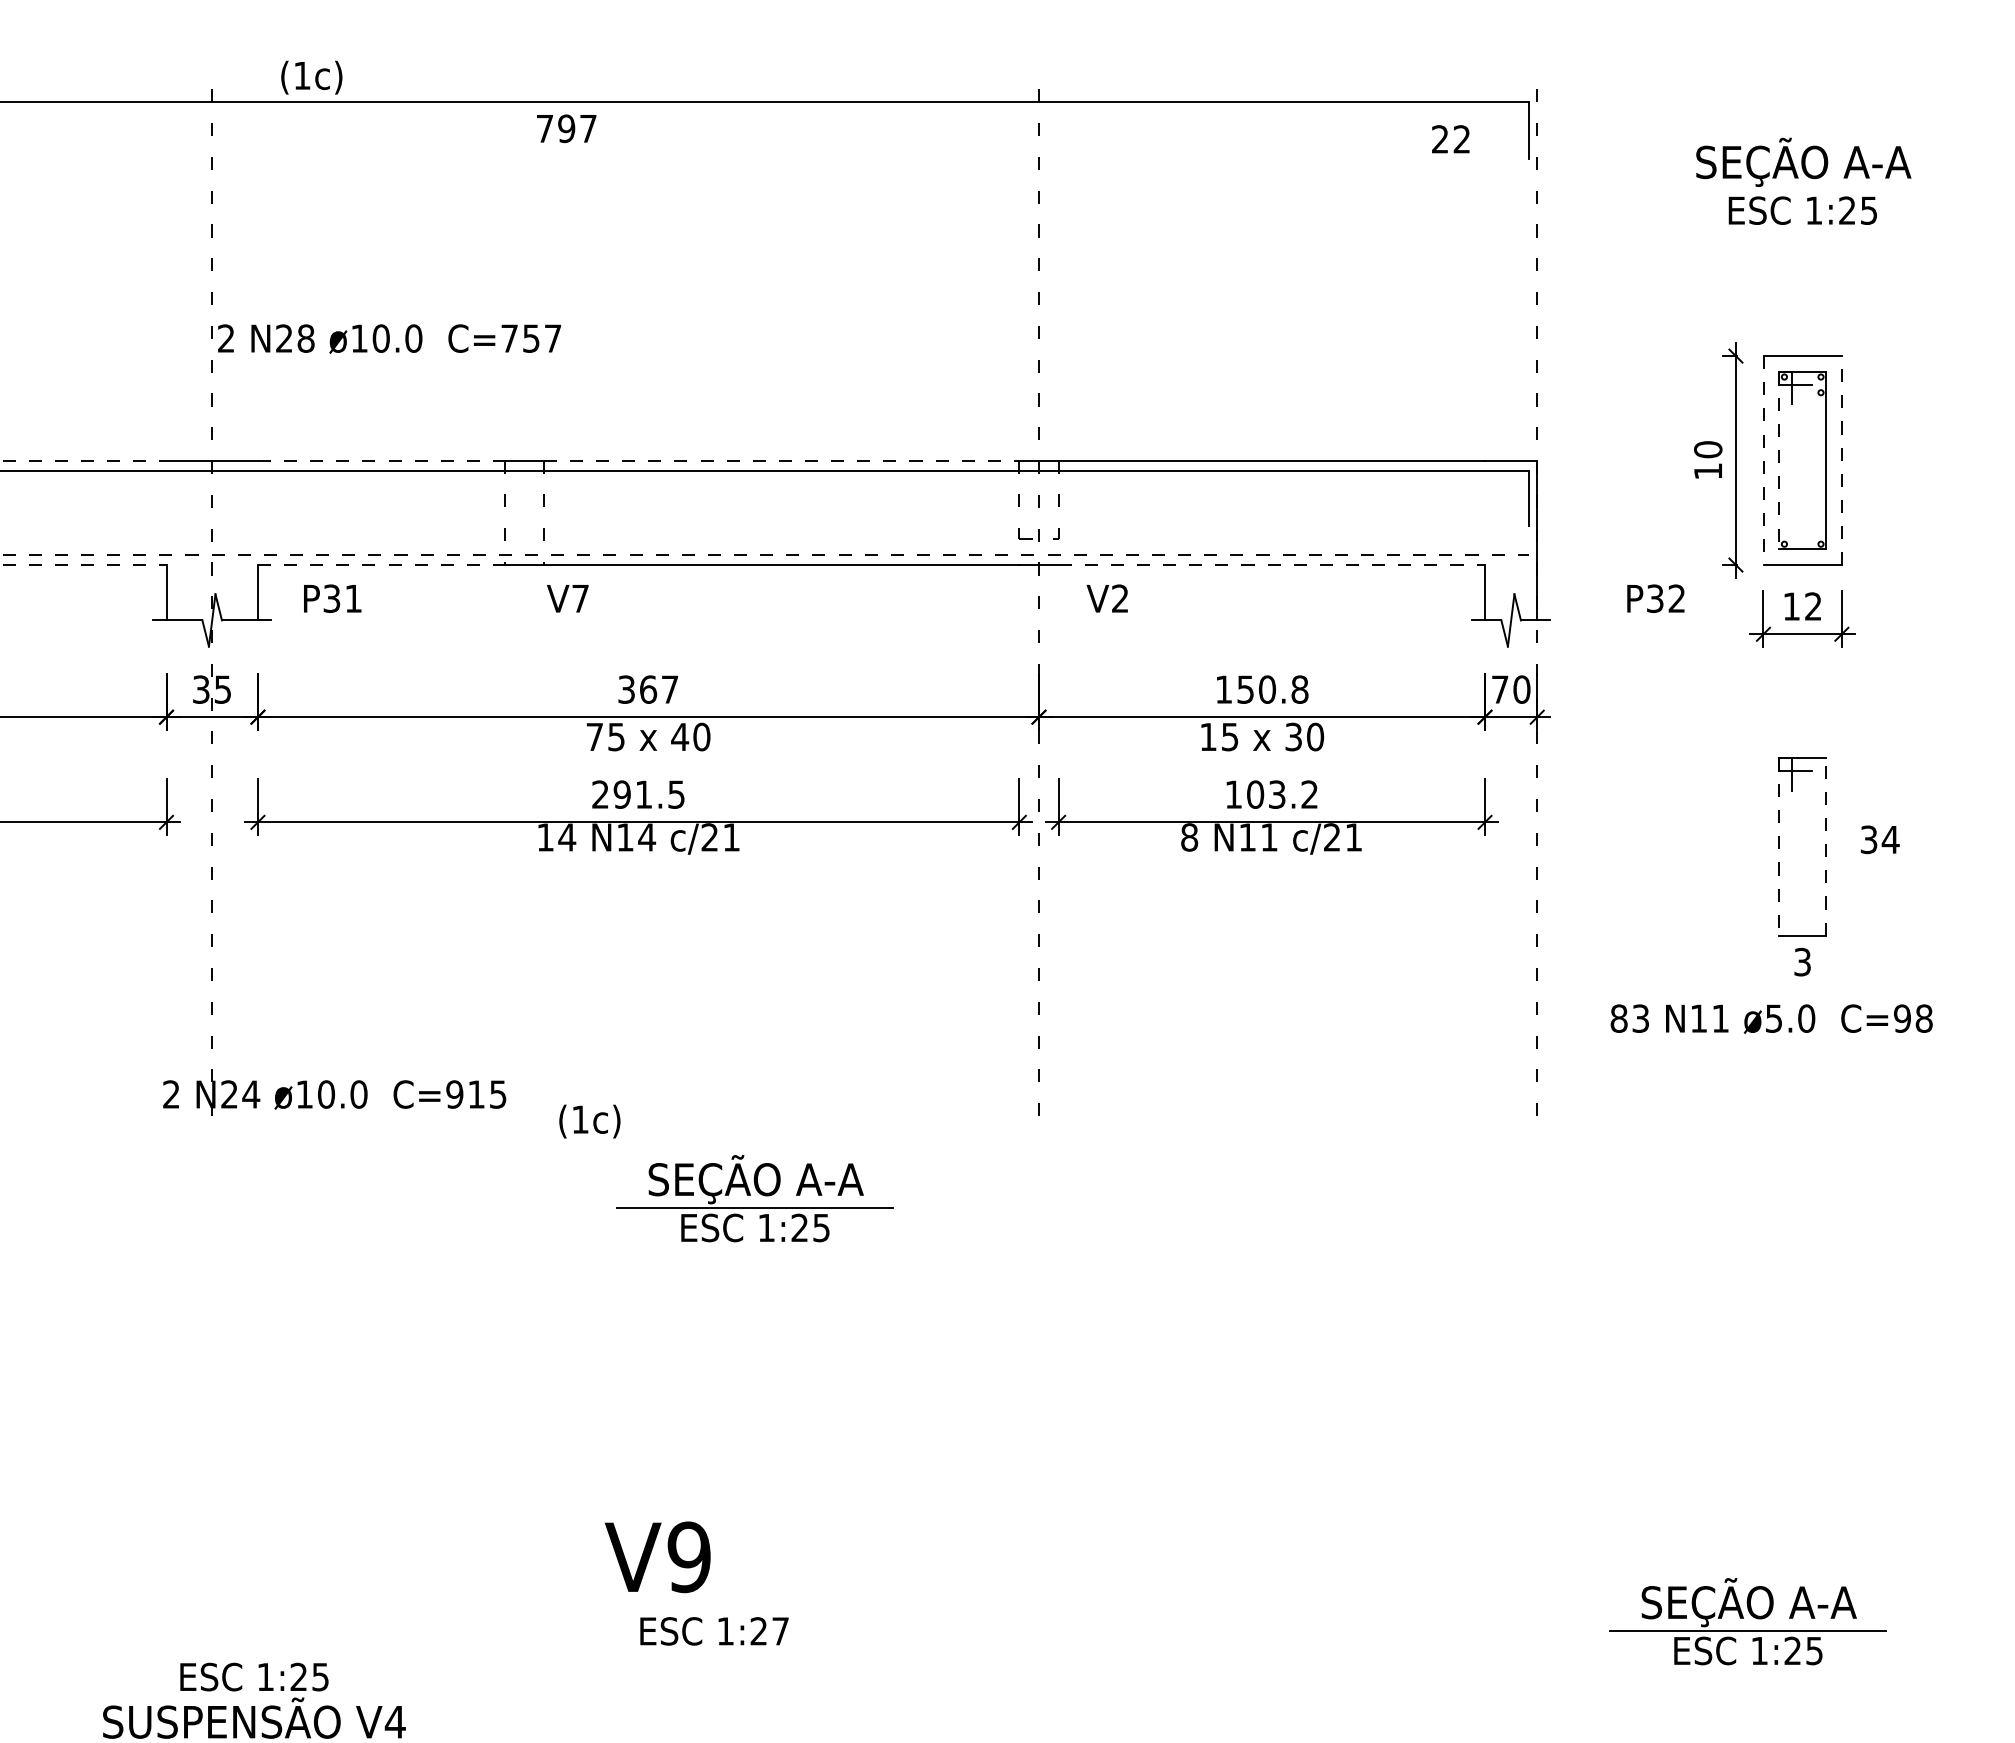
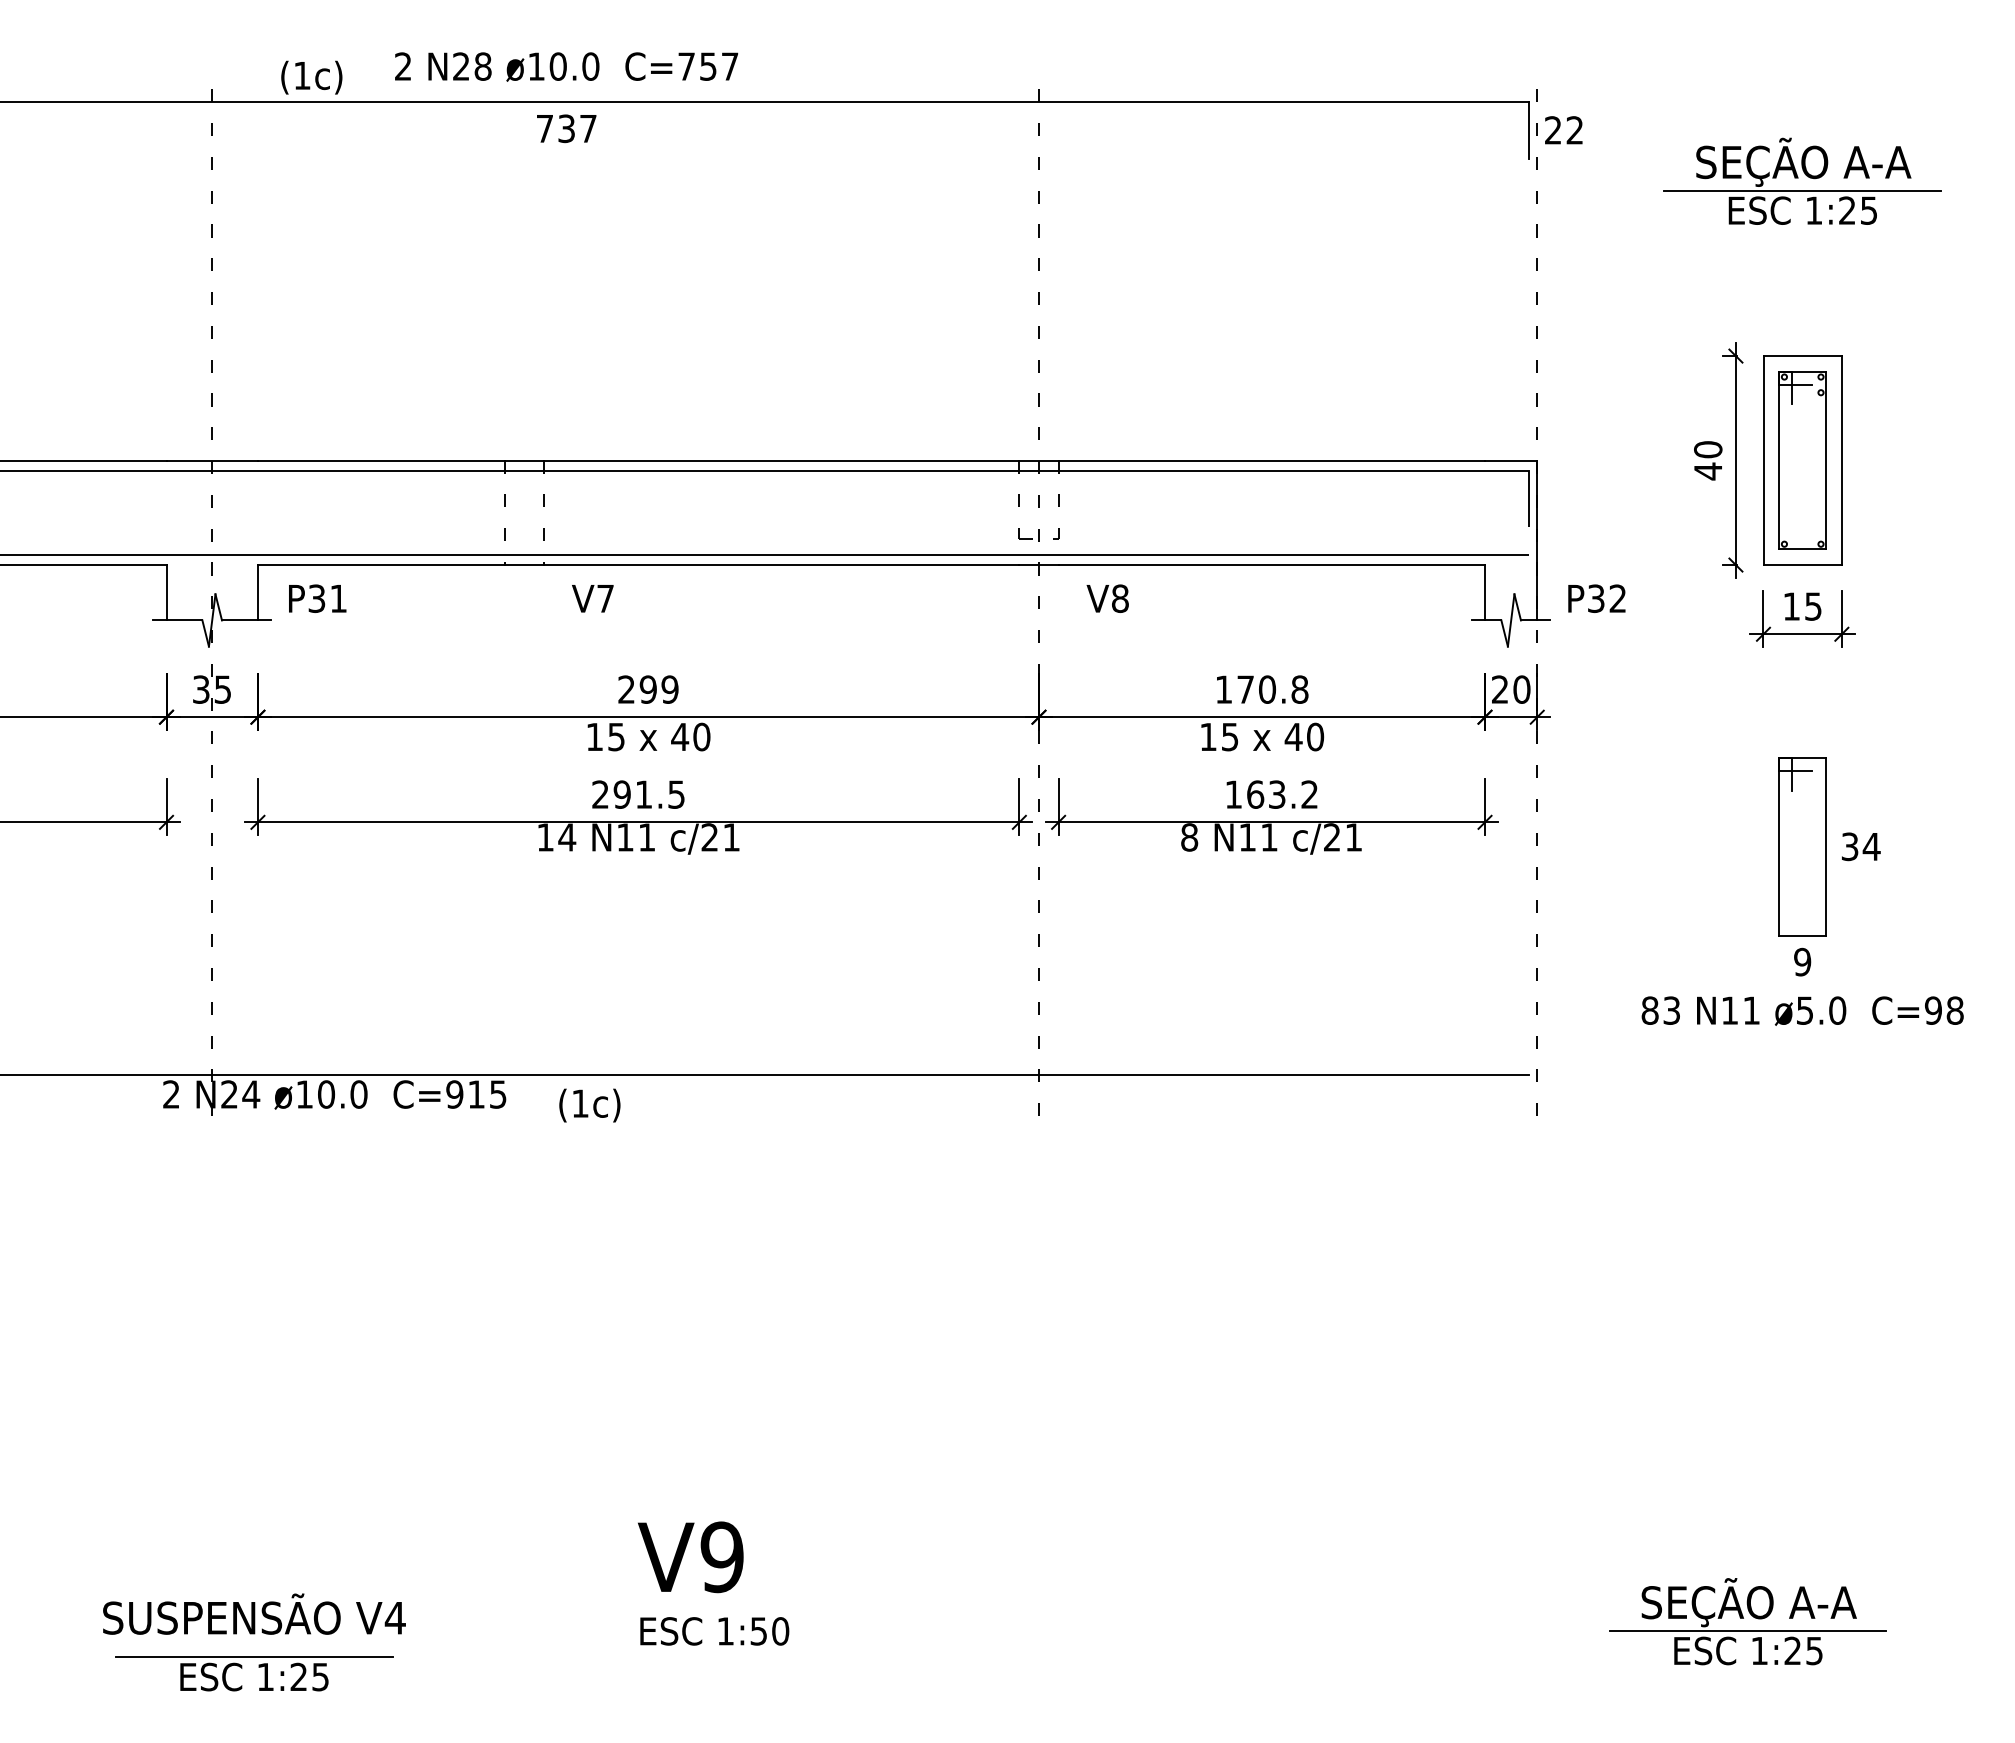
text: 797 -> 737 (566, 128)
text position: (1450, 139) -> (1563, 130) (1563, 130)
line: none -> present (1802, 190)
text position: (389, 338) -> (566, 66) (566, 66)
line: dashed -> solid (83, 460)
line: dashed -> solid (381, 460)
line: dashed -> solid (781, 460)
line: dashed -> solid (1779, 460)
line: dashed -> solid (1841, 460)
line: dashed -> solid (1763, 461)
text: 10 -> 40 (1707, 471)
line: dashed -> solid (765, 554)
line: dashed -> solid (83, 565)
line: dashed -> solid (381, 565)
line: dashed -> solid (1272, 565)
text position: (332, 598) -> (317, 598) (317, 598)
text position: (567, 598) -> (592, 598) (592, 598)
text: V2 -> V8 (1120, 598)
text position: (1655, 598) -> (1596, 598) (1596, 598)
text: 12 -> 15 (1813, 606)
text: 367 -> 299 (648, 689)
text: 150.8 -> 170.8 (1245, 689)
text: 70 -> 20 (1500, 689)
text: 75 -> 15 (594, 736)
text: 30 -> 40 (1293, 736)
text: 103.2 -> 163.2 (1255, 794)
text: N14 -> N11 (647, 837)
text position: (1880, 839) -> (1861, 846) (1861, 846)
line: dashed -> solid (1779, 846)
line: dashed -> solid (1826, 846)
text: 3 -> 9 (1802, 962)
text position: (1771, 1018) -> (1802, 1010) (1802, 1010)
line: none -> present (765, 1074)
text position: (589, 1121) -> (589, 1105) (589, 1105)
part: present -> none (754, 1198)
text position: (657, 1557) -> (690, 1557) (690, 1557)
text: 1:27 -> 1:50 (769, 1631)
line: none -> present (253, 1657)
text position: (254, 1717) -> (254, 1613) (254, 1613)
